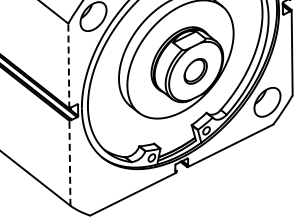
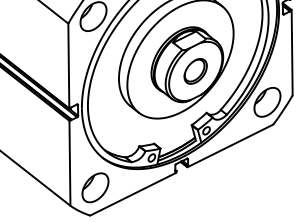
line: dashed -> solid (68, 65)
line: dashed -> solid (69, 162)
part: none -> present (95, 187)
